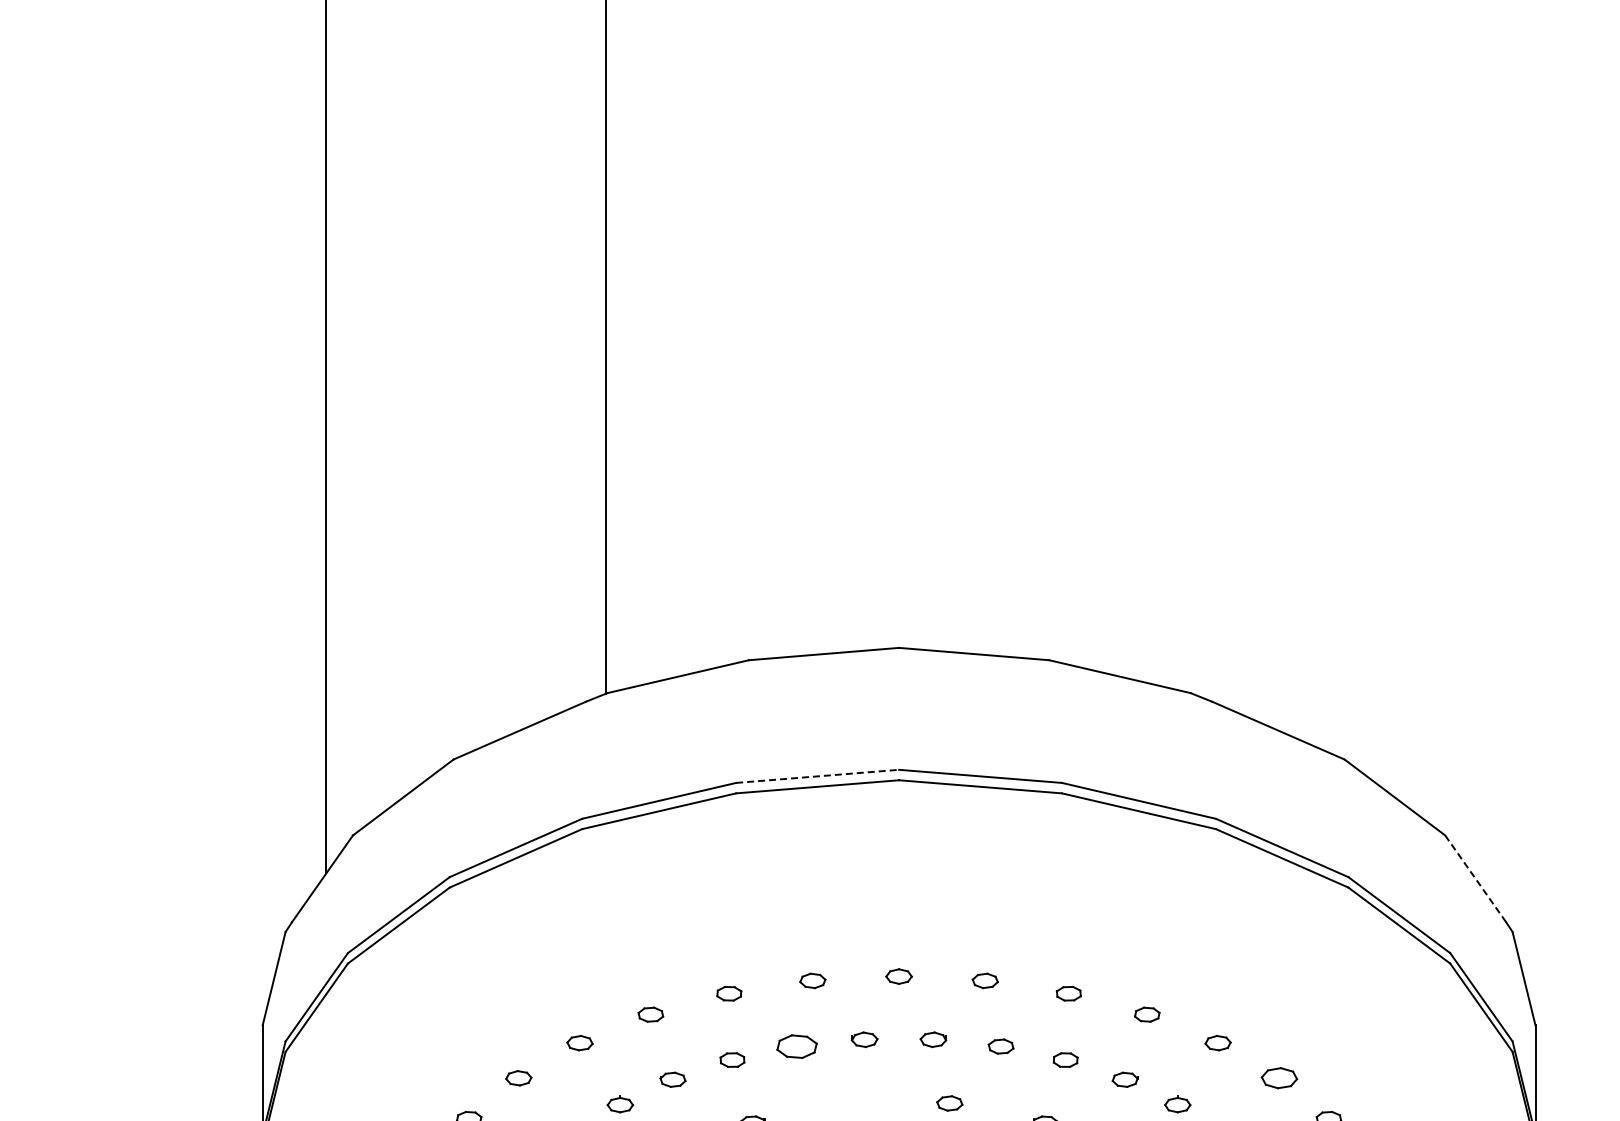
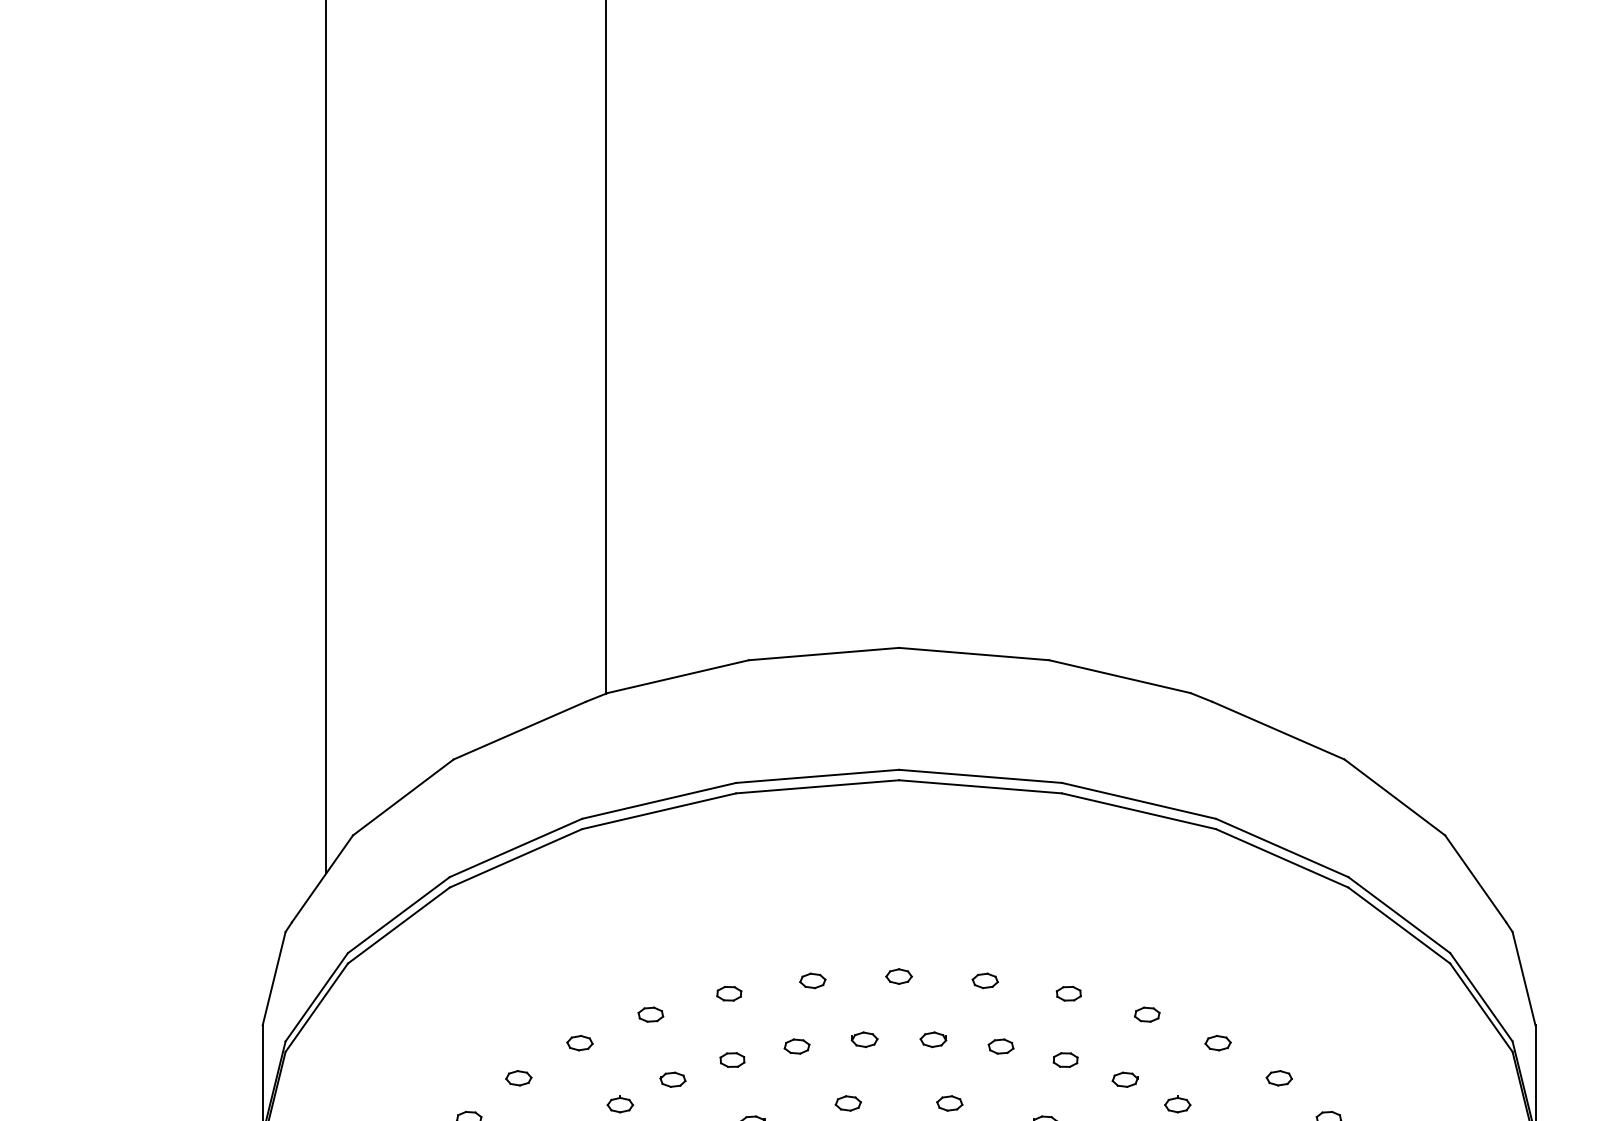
line: dashed -> solid (817, 776)
line: dashed -> solid (1475, 879)
part size: 42x25 px -> 28x17 px (796, 1046)
part size: 39x23 px -> 28x17 px (1278, 1078)
part: none -> present (847, 1103)
